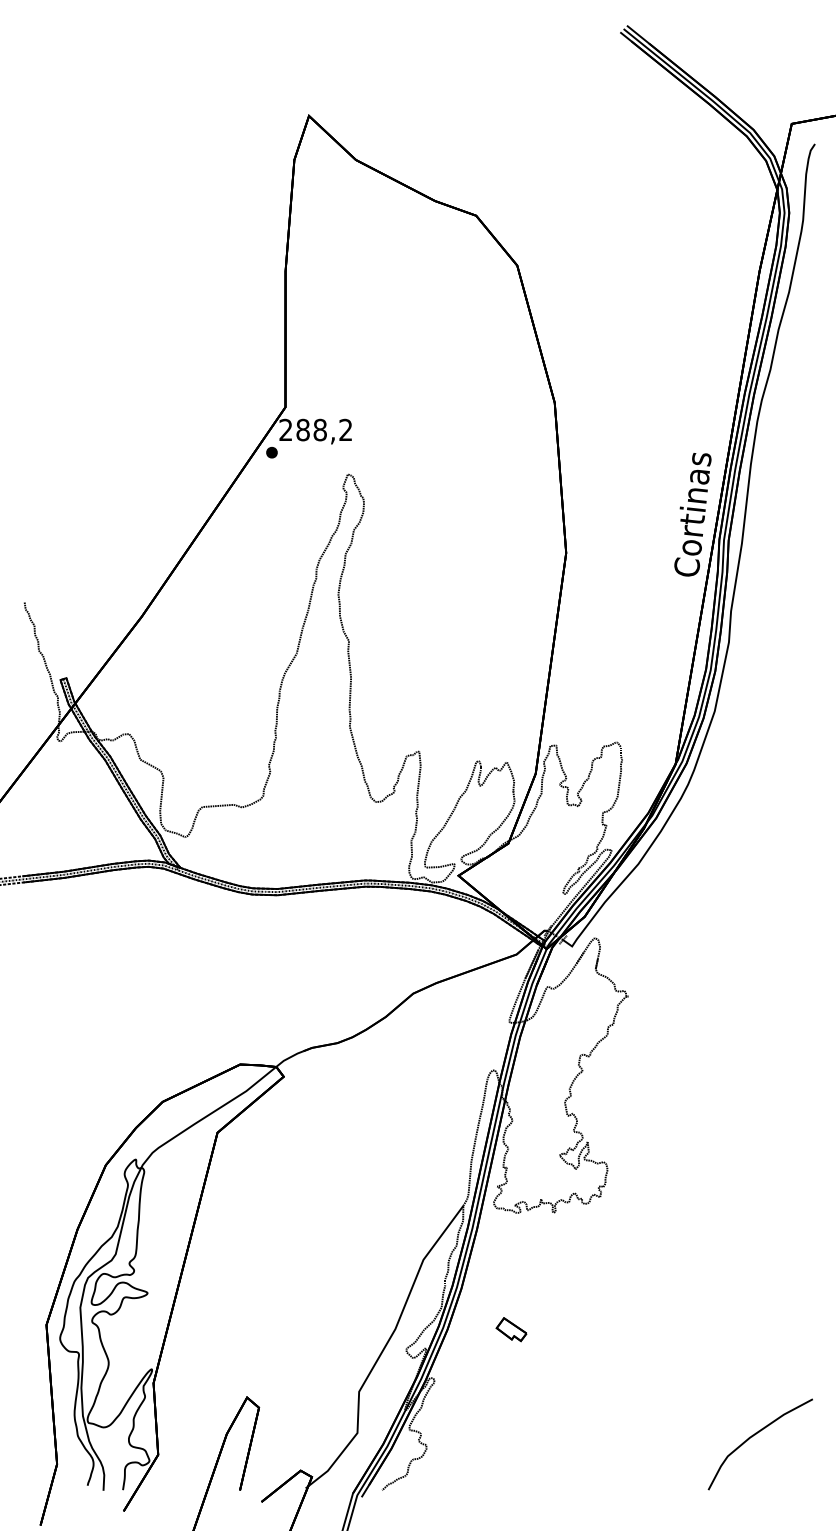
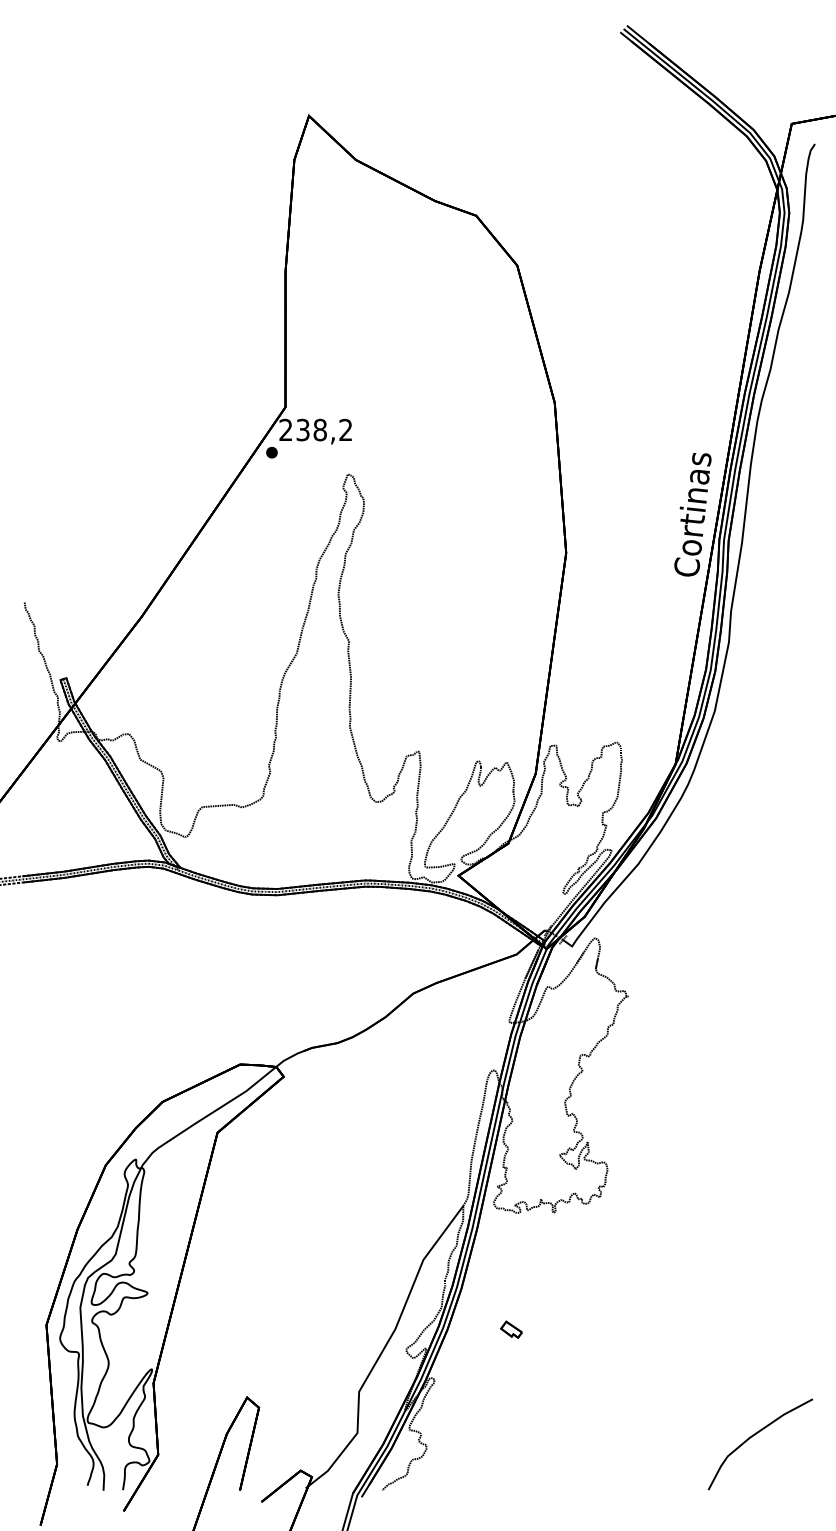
text: 288,2 -> 238,2 (302, 429)
part size: 33x26 px -> 23x19 px (511, 1329)
